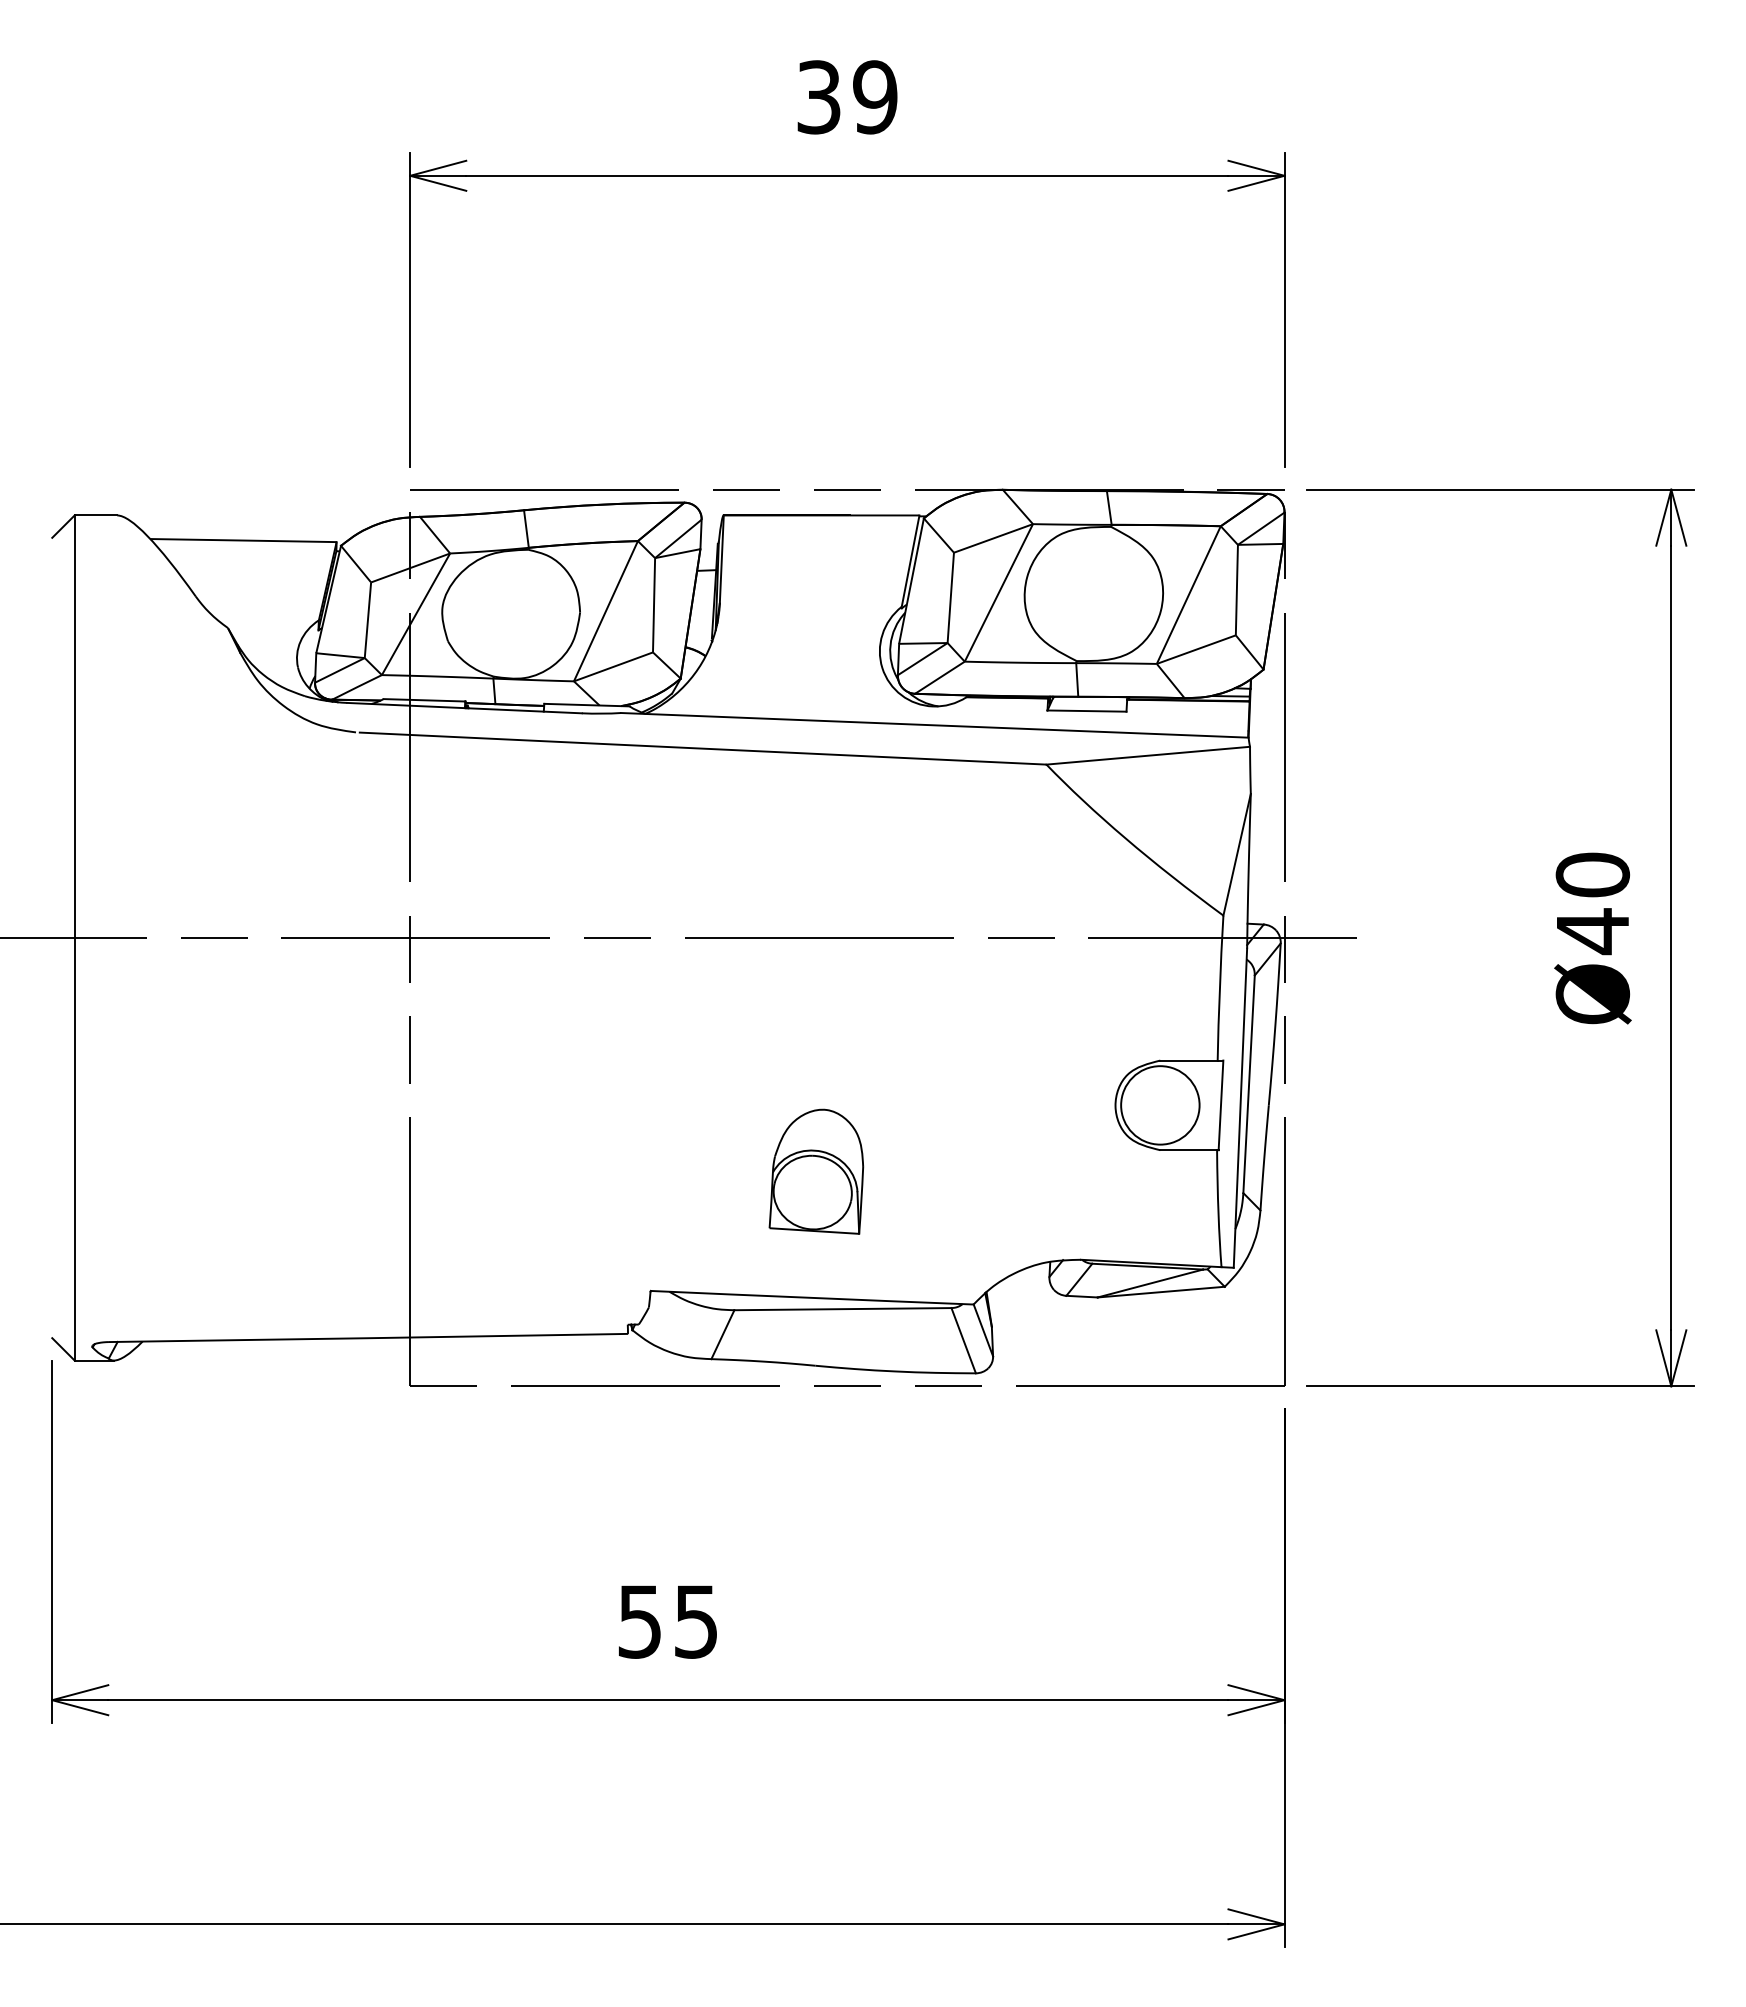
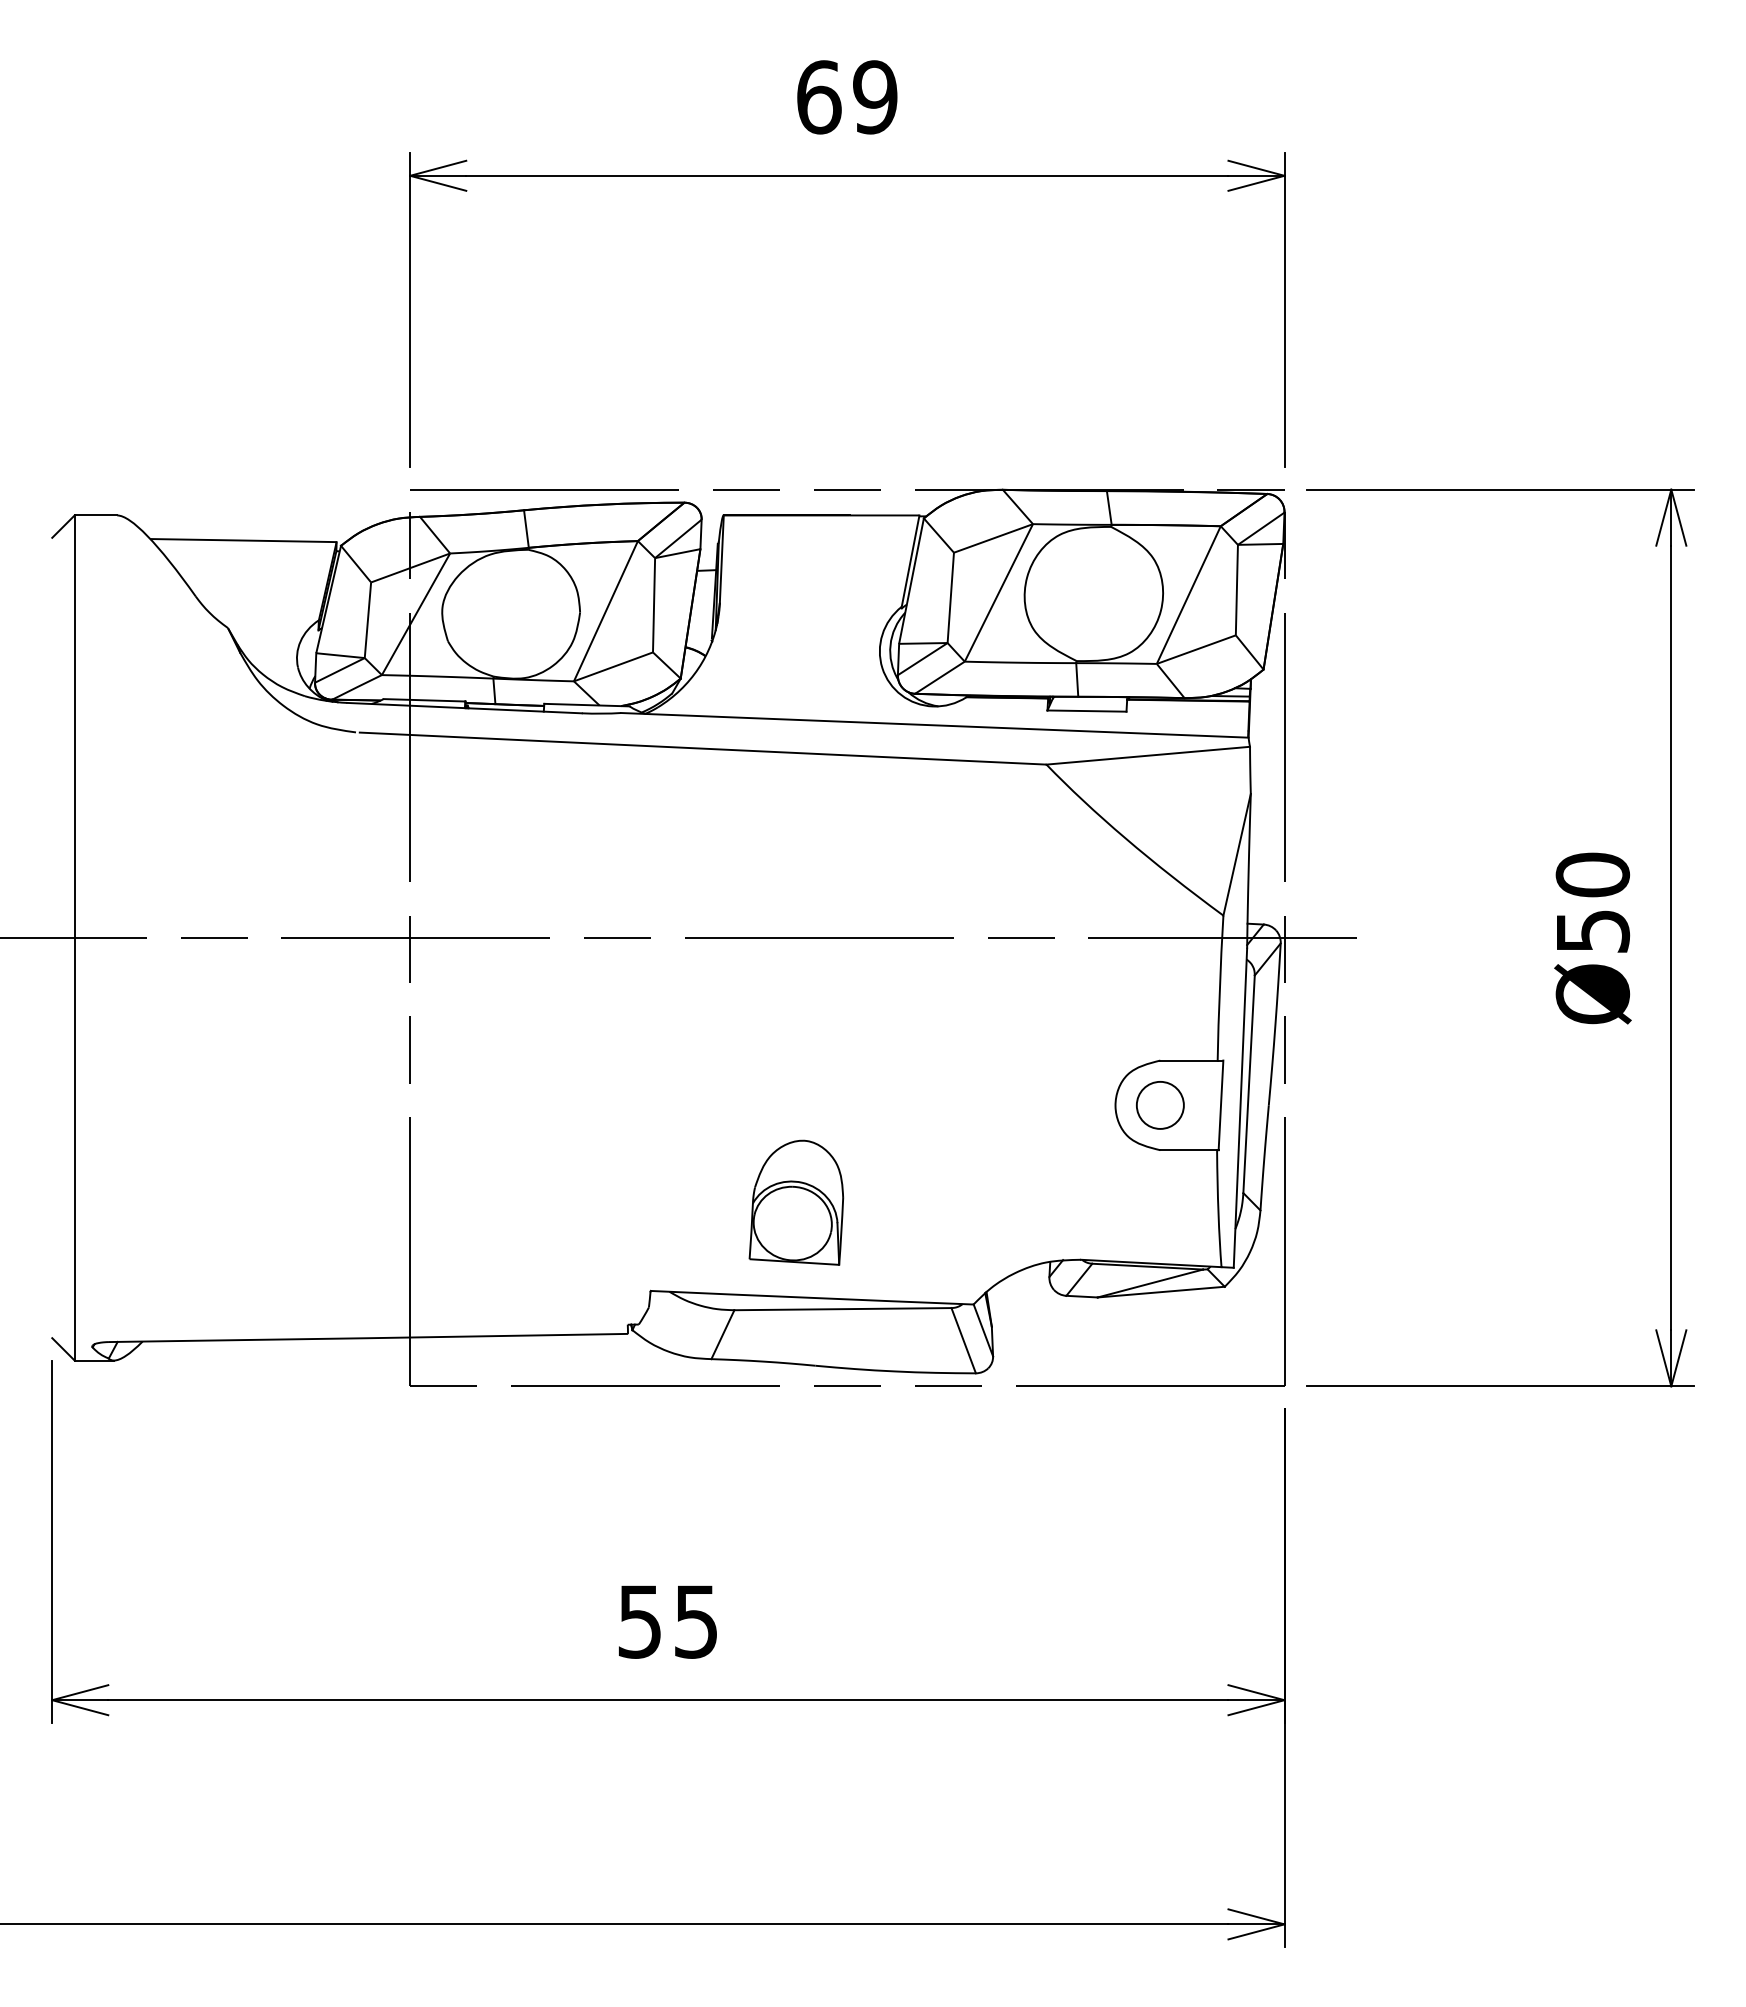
text: 39 -> 69 (819, 97)
text: Ø40 -> Ø50 (1593, 931)
circle diameter: 78 px -> 47 px (1159, 1104)
part position: (816, 1171) -> (796, 1202) (796, 1202)
